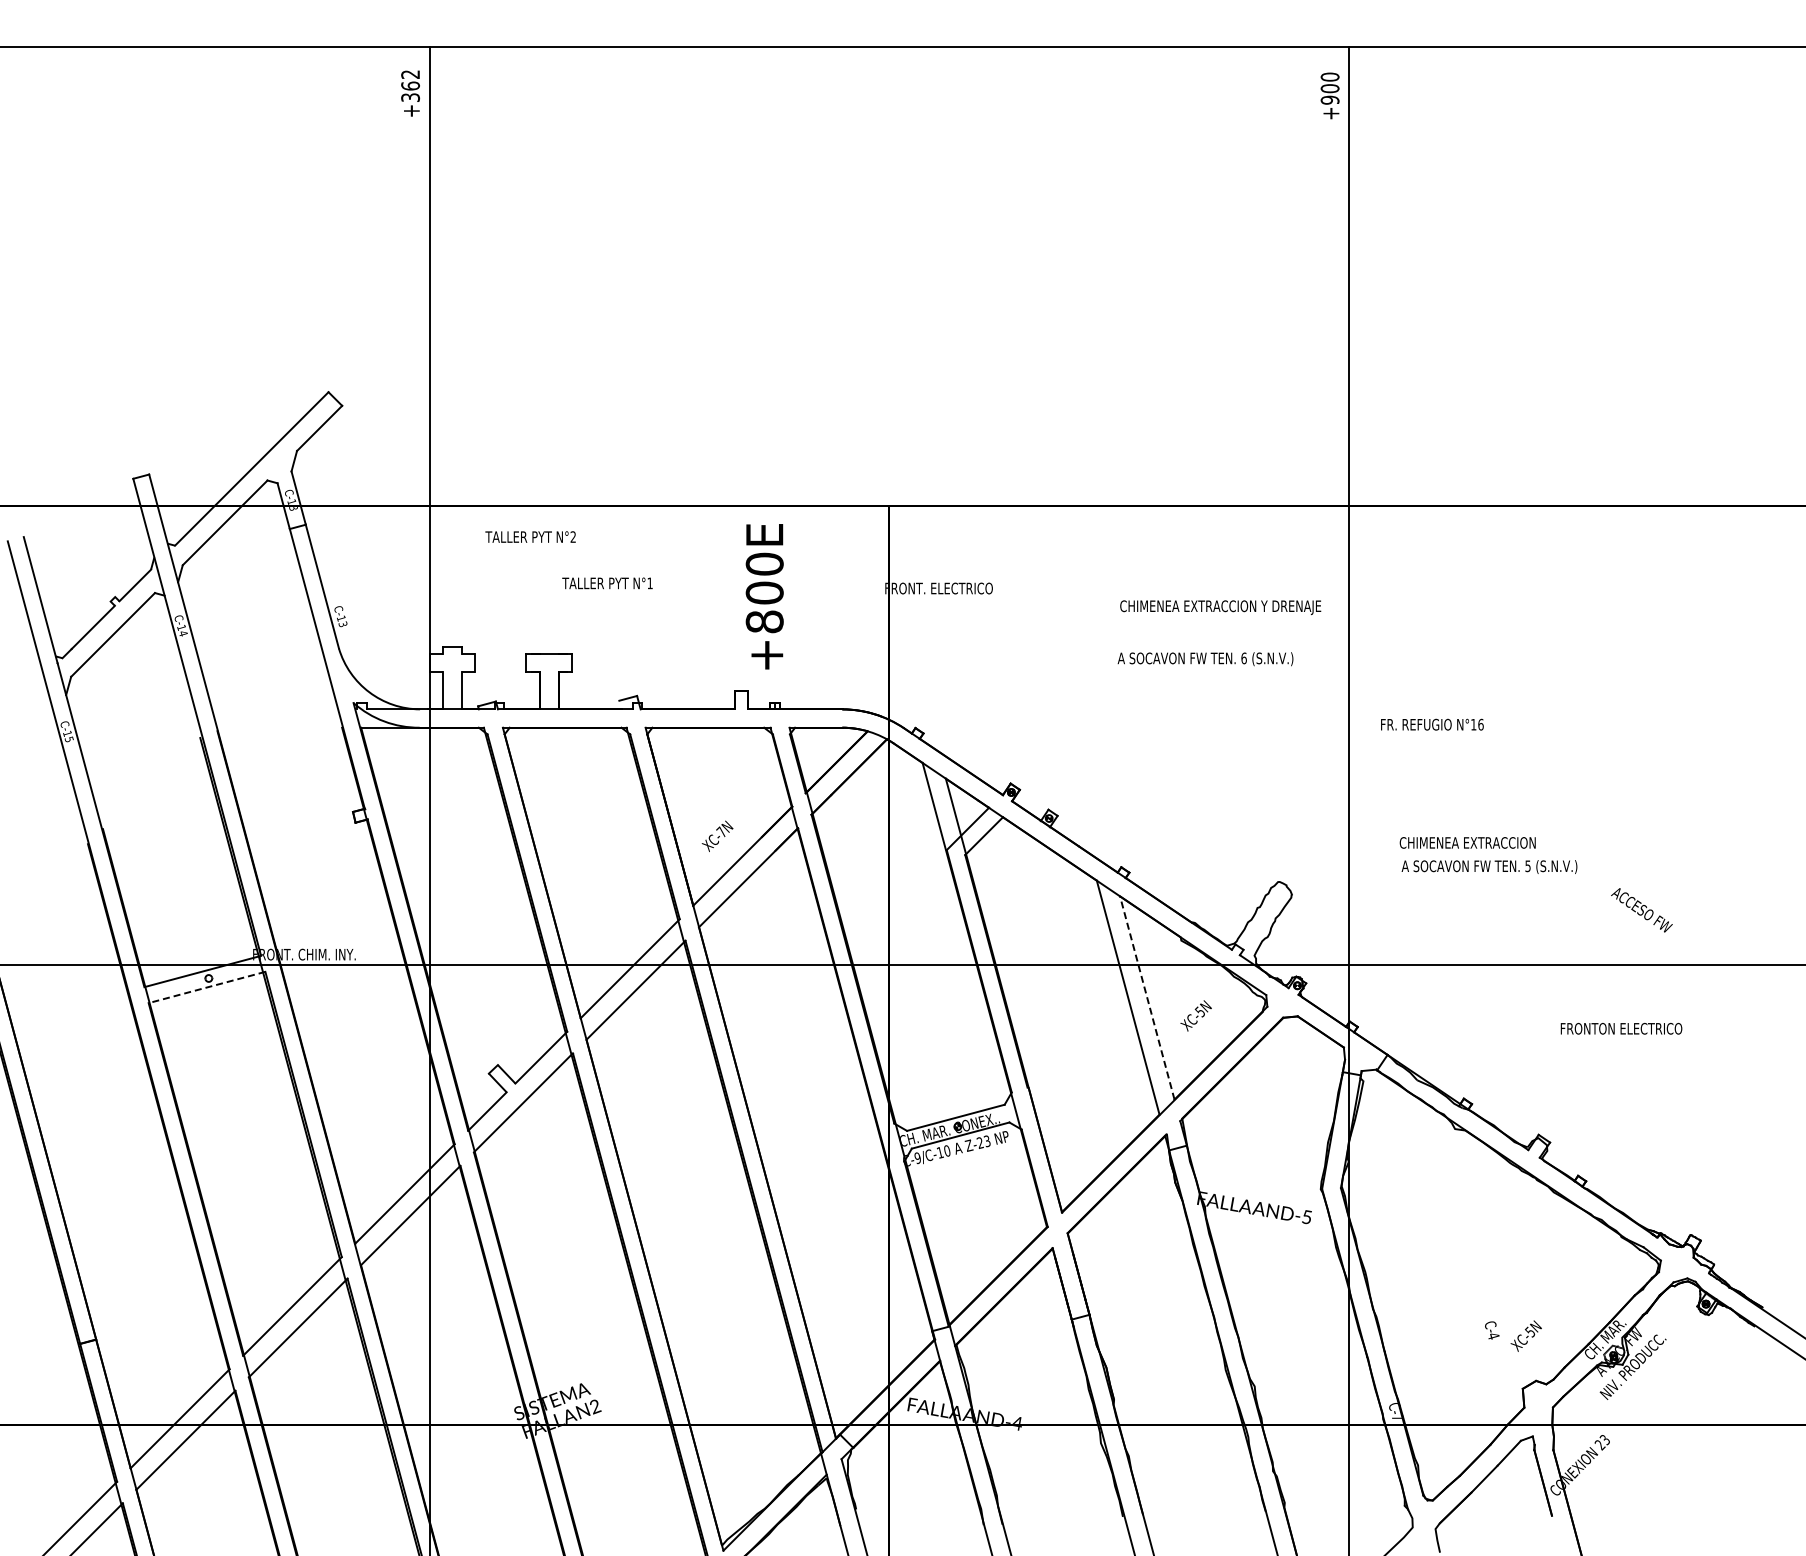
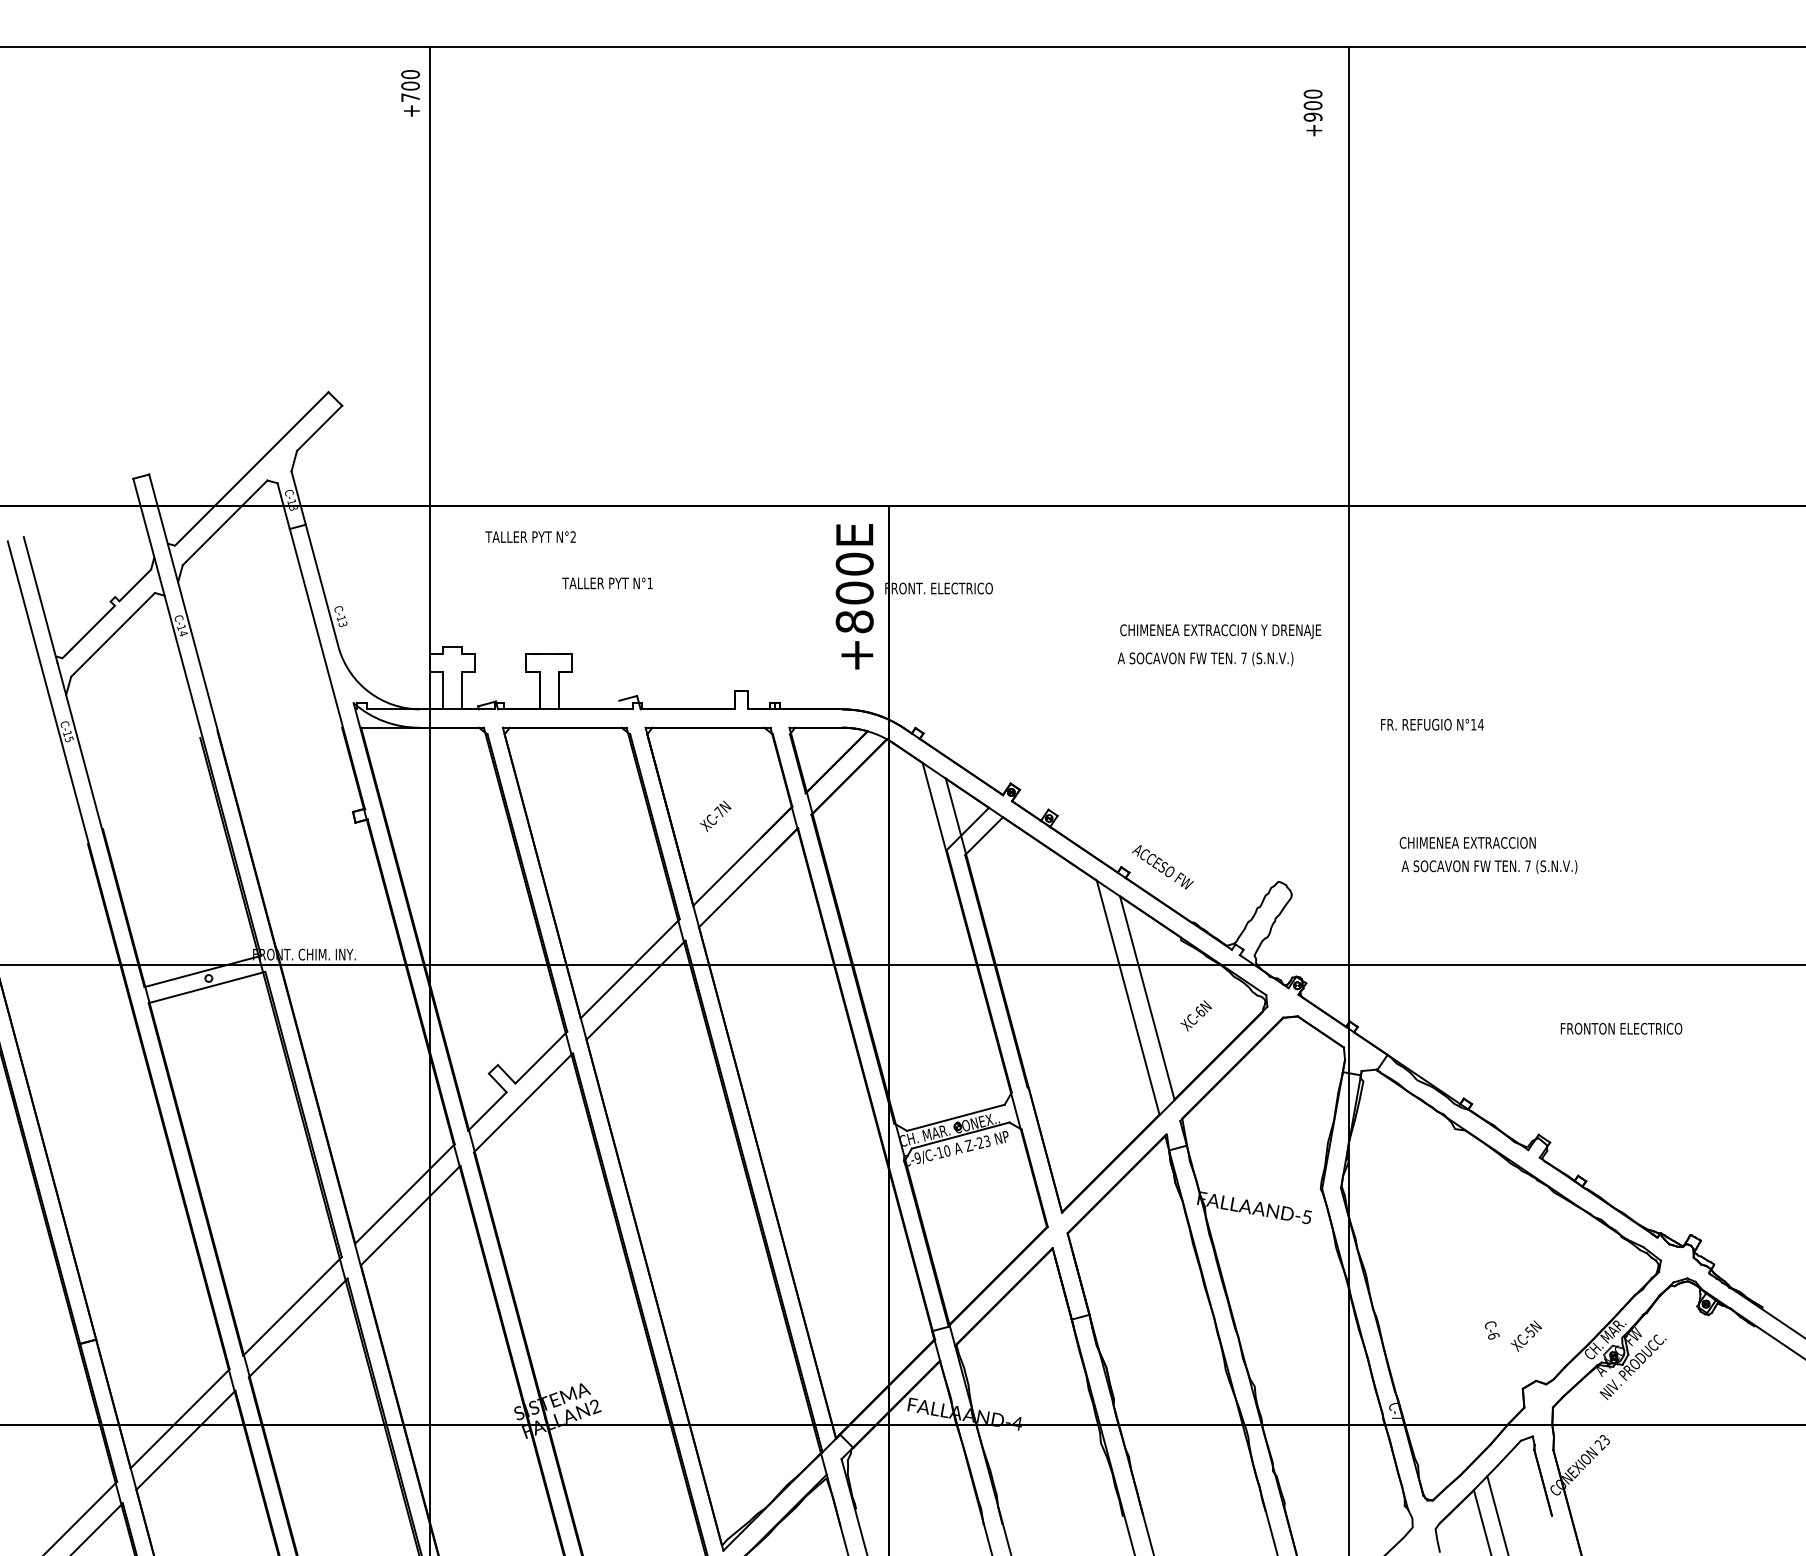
text: +362 -> +700 (410, 85)
text position: (1329, 95) -> (1312, 112) (1312, 112)
text position: (764, 596) -> (854, 596) (854, 596)
text position: (1220, 607) -> (1220, 631) (1220, 631)
text: 6 -> 7 (1243, 658)
text: N°16 -> N°14 (1480, 724)
text position: (717, 835) -> (715, 815) (715, 815)
text: 5 -> 7 (1527, 866)
text position: (1641, 910) -> (1162, 867) (1162, 867)
line: dashed -> solid (206, 987)
line: dashed -> solid (1147, 997)
text: XC-5N -> XC-6N (1199, 1011)
text: C-4 -> C-6 (1493, 1336)
line: none -> present (1497, 1514)
line: none -> present (1481, 1521)
